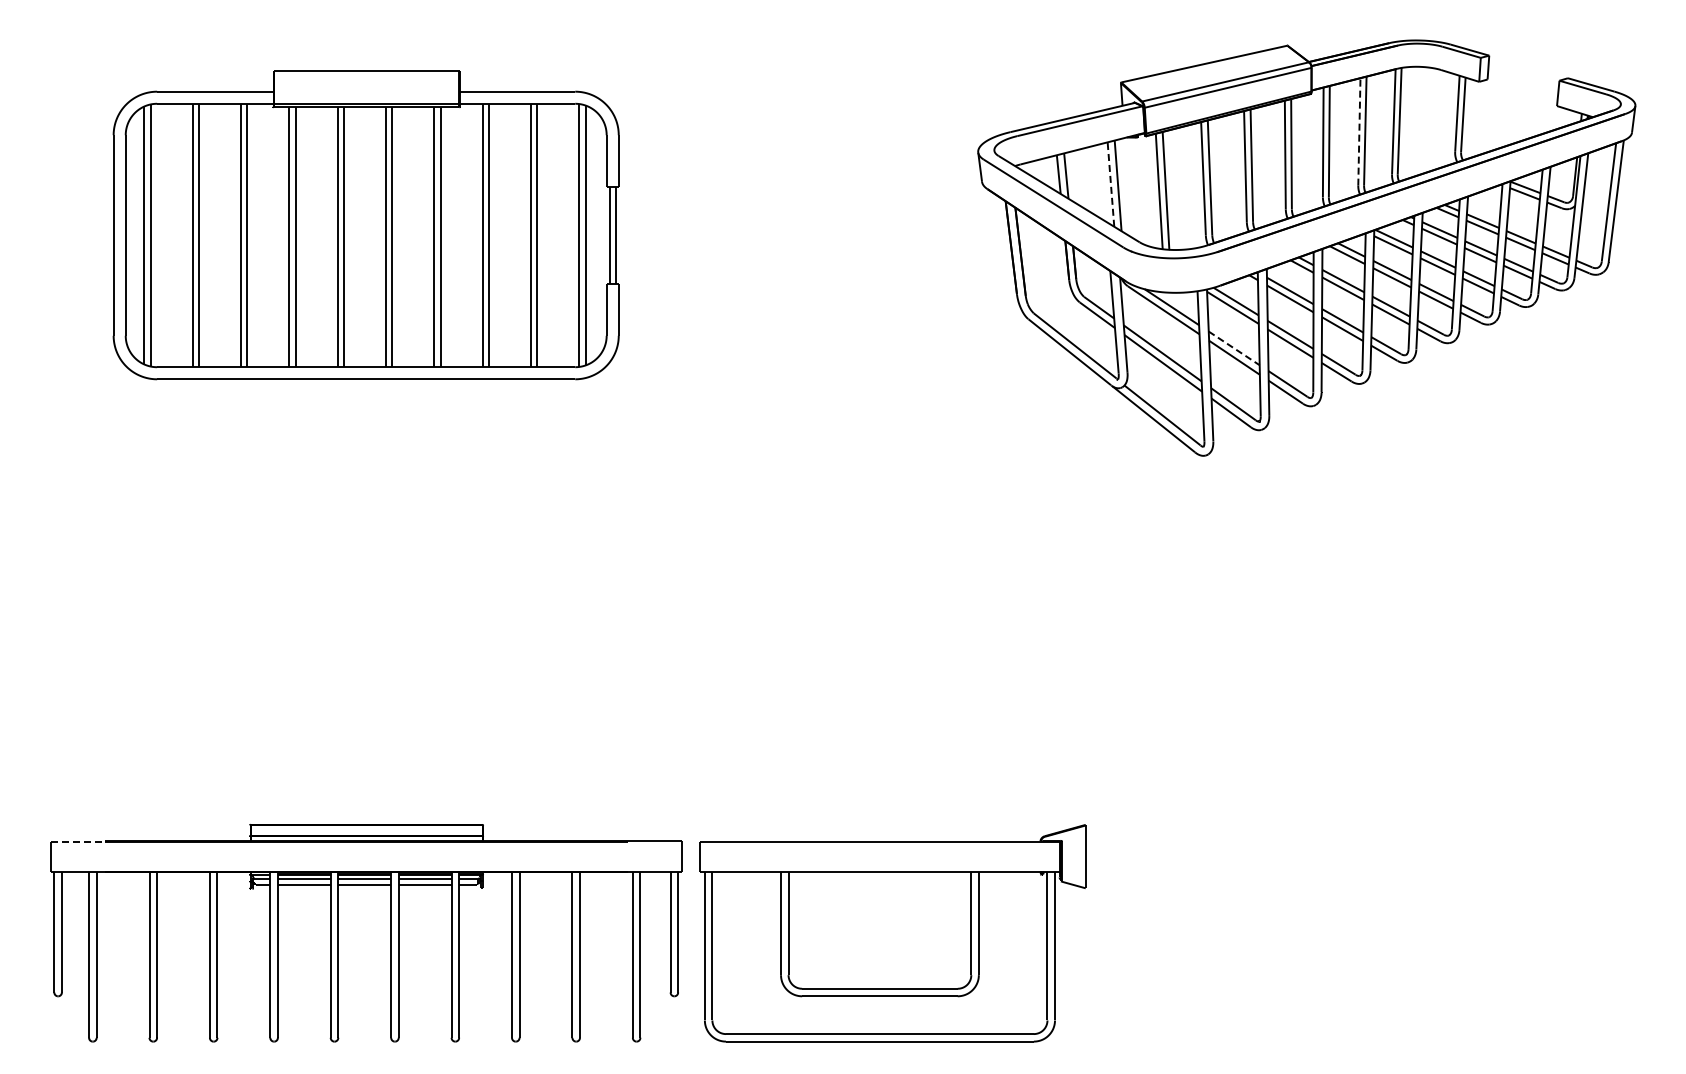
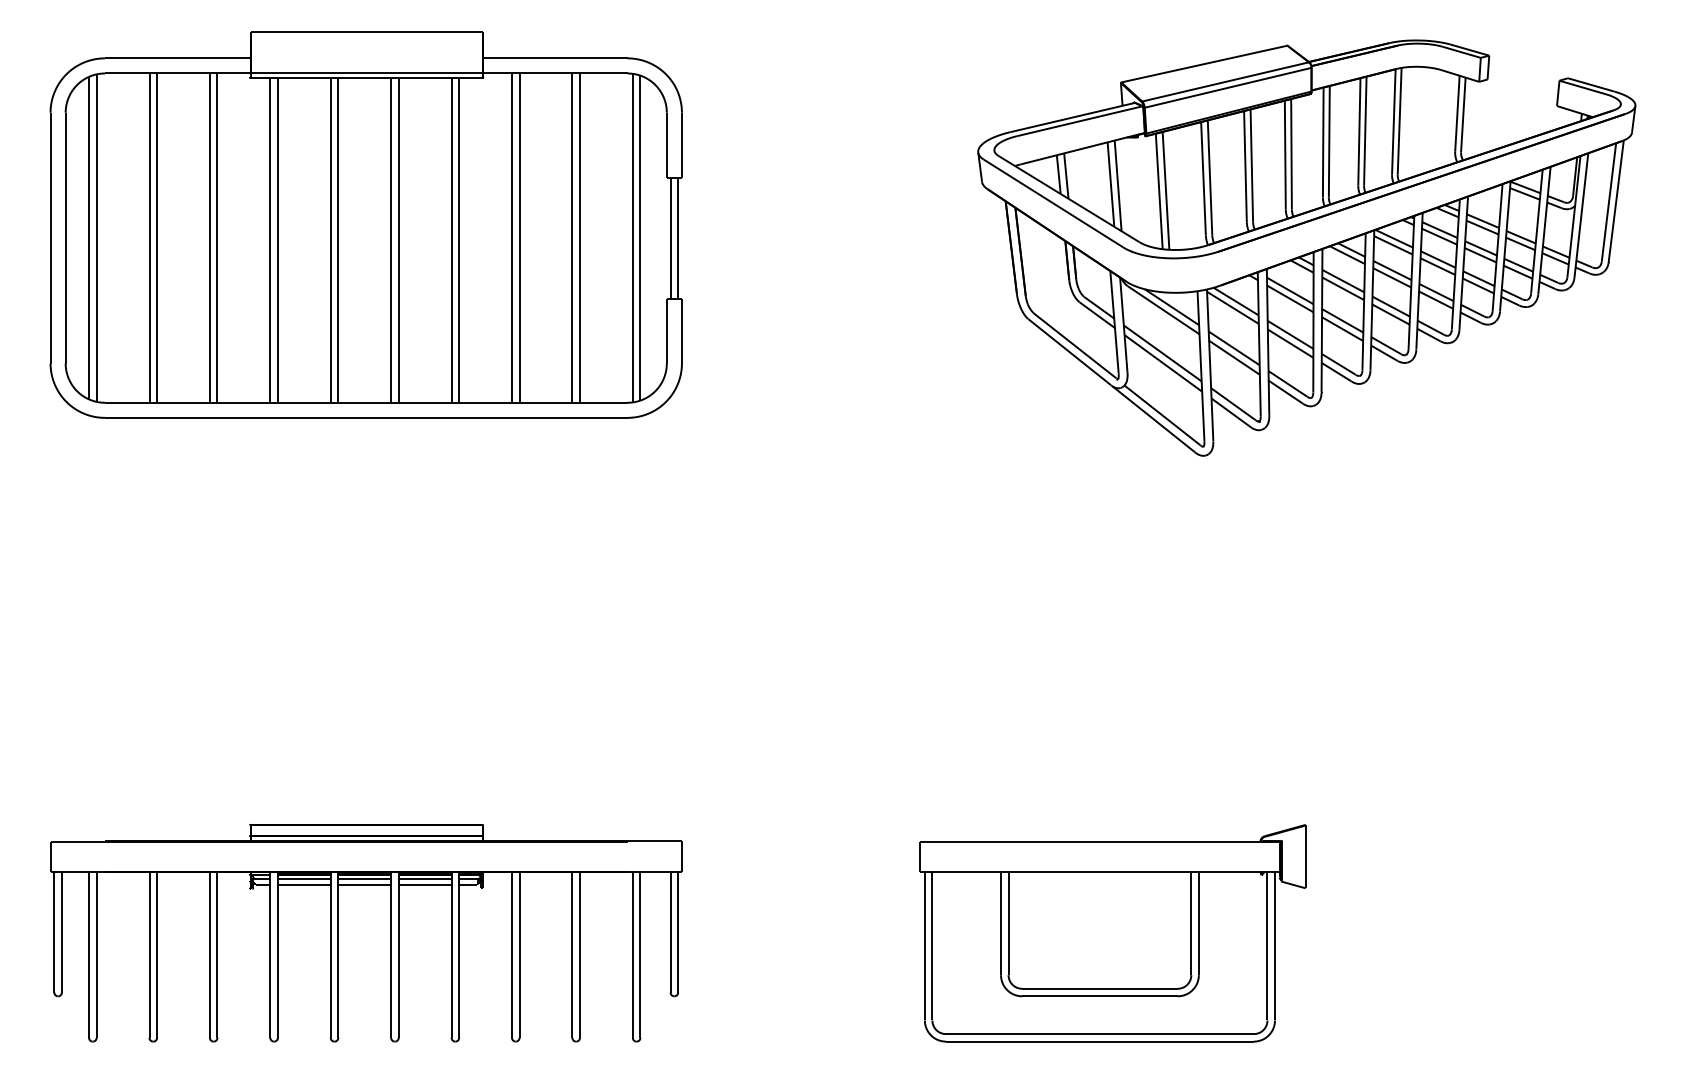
line: dashed -> solid (1359, 131)
line: dashed -> solid (1110, 184)
part size: 508x311 px -> 634x388 px (365, 224)
line: dashed -> solid (1234, 348)
line: dashed -> solid (78, 841)
part position: (892, 933) -> (1112, 933) (1112, 933)
